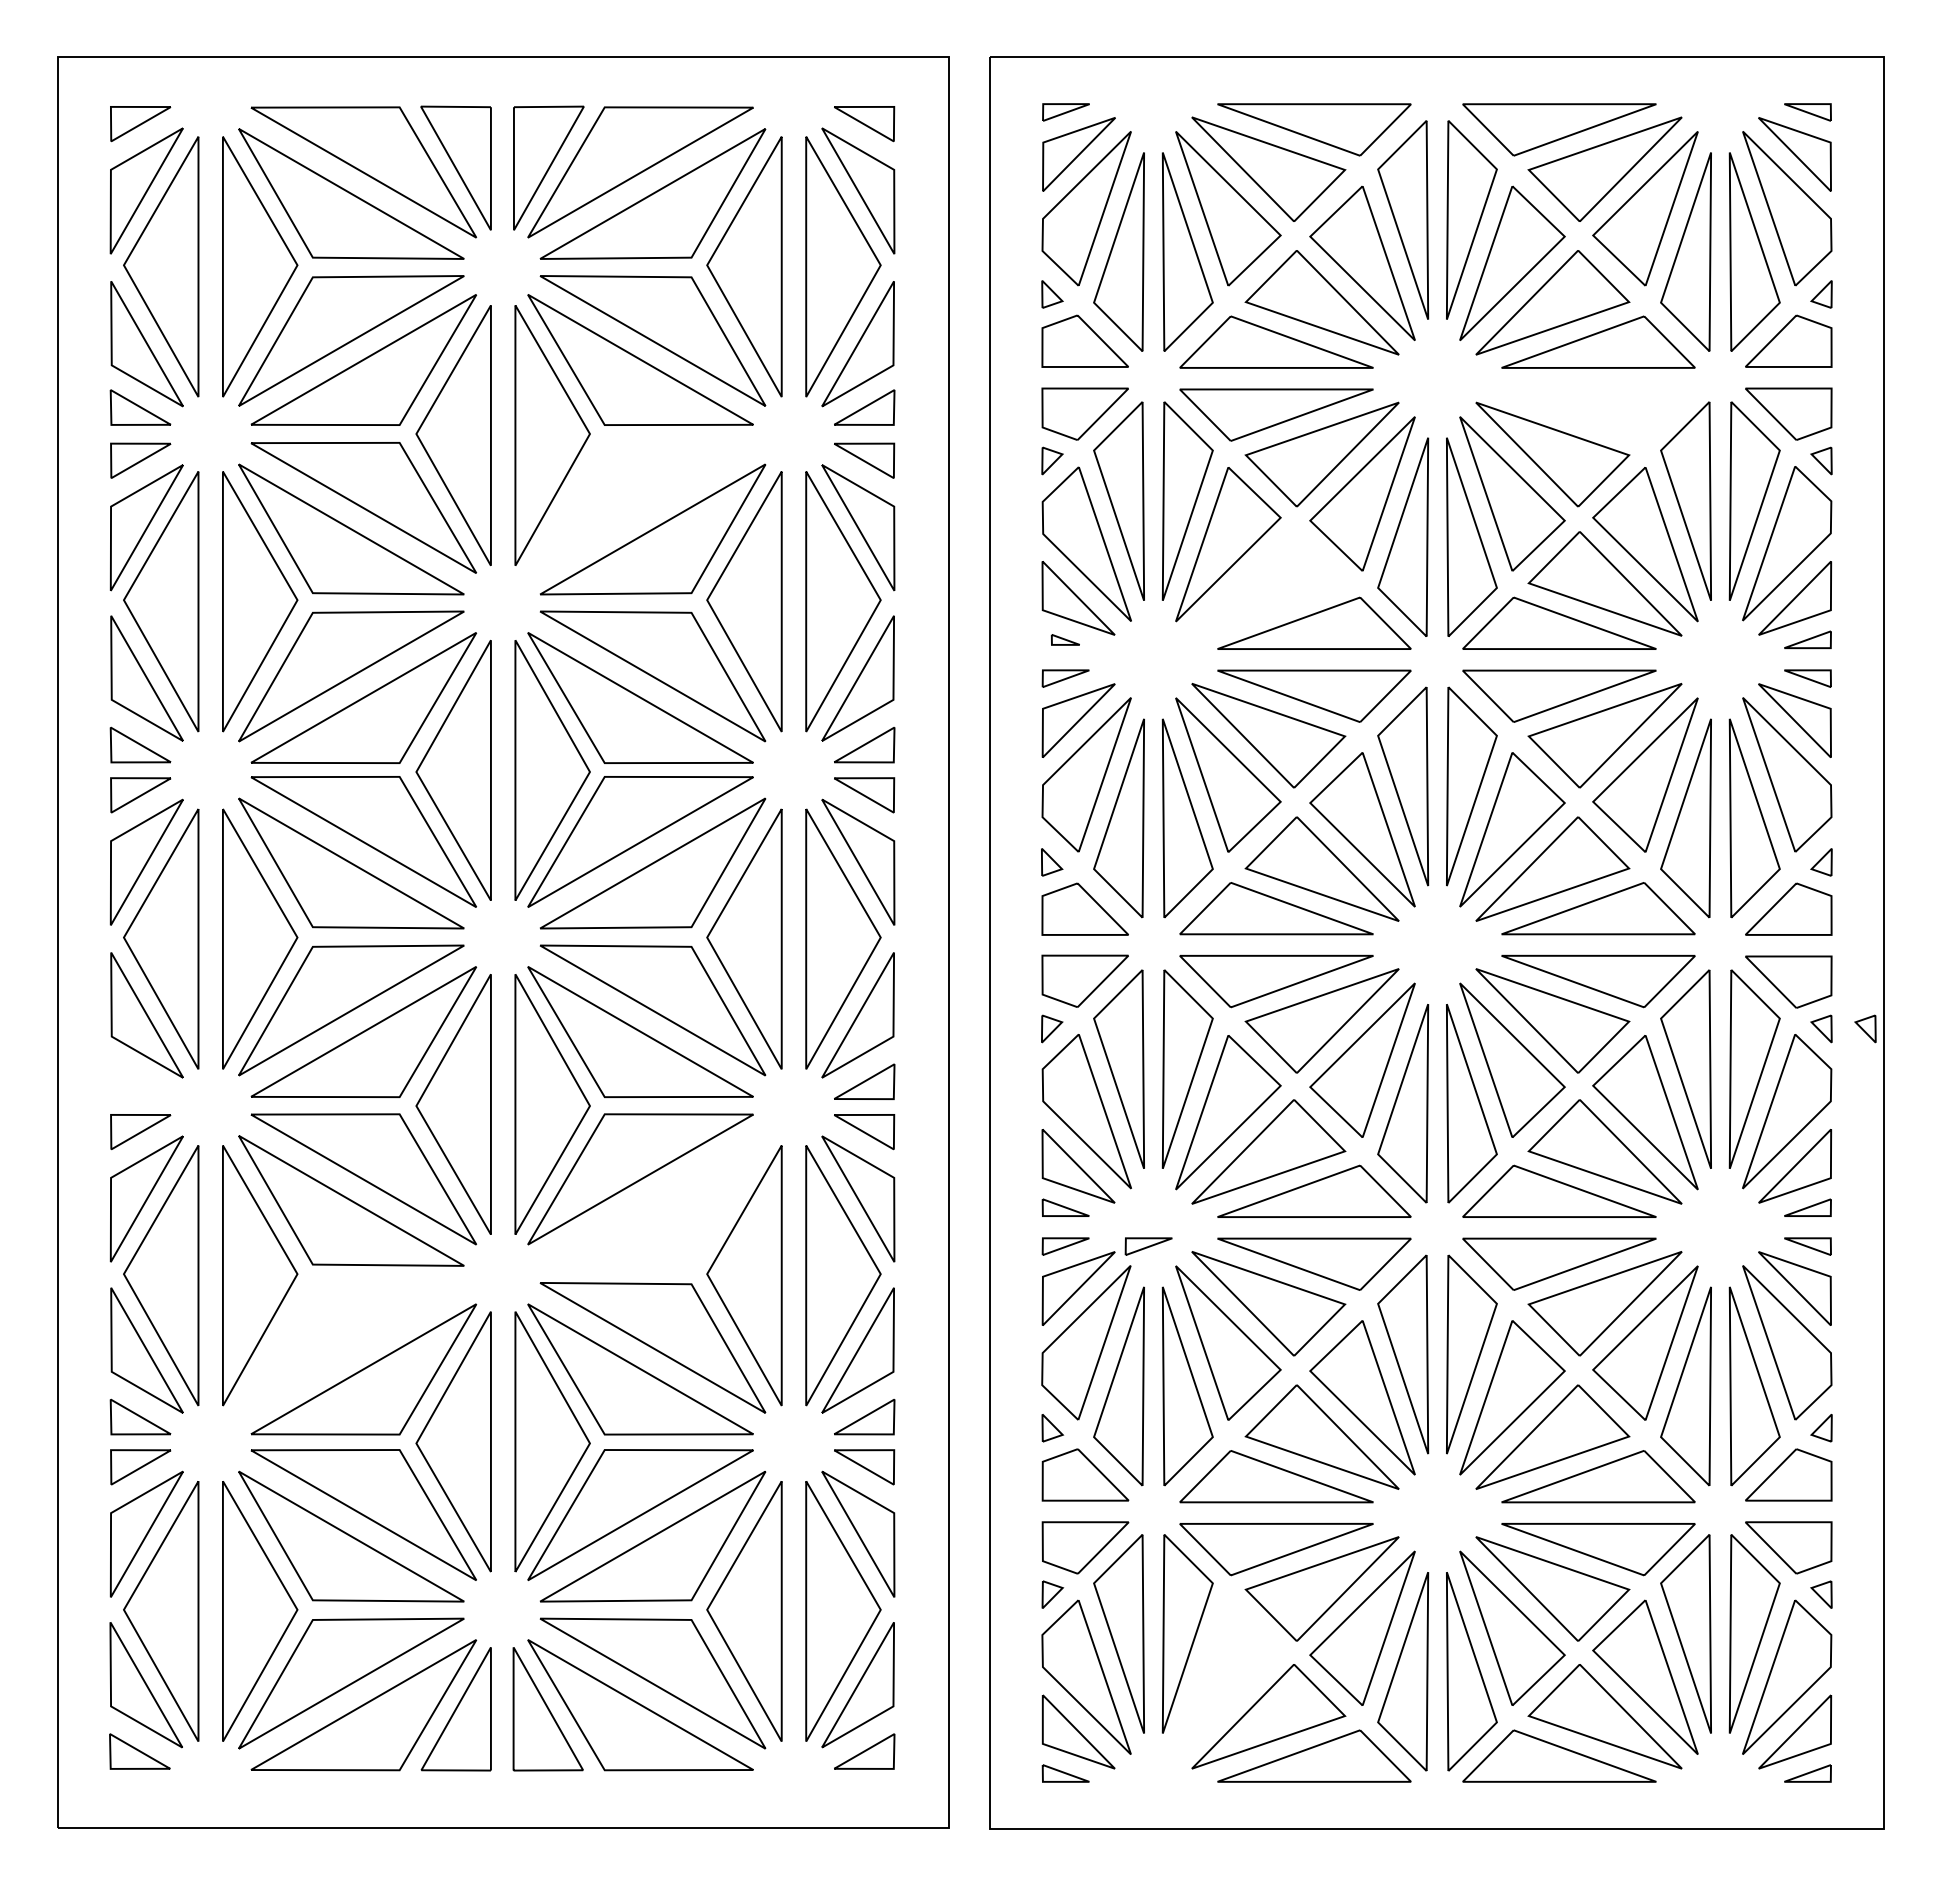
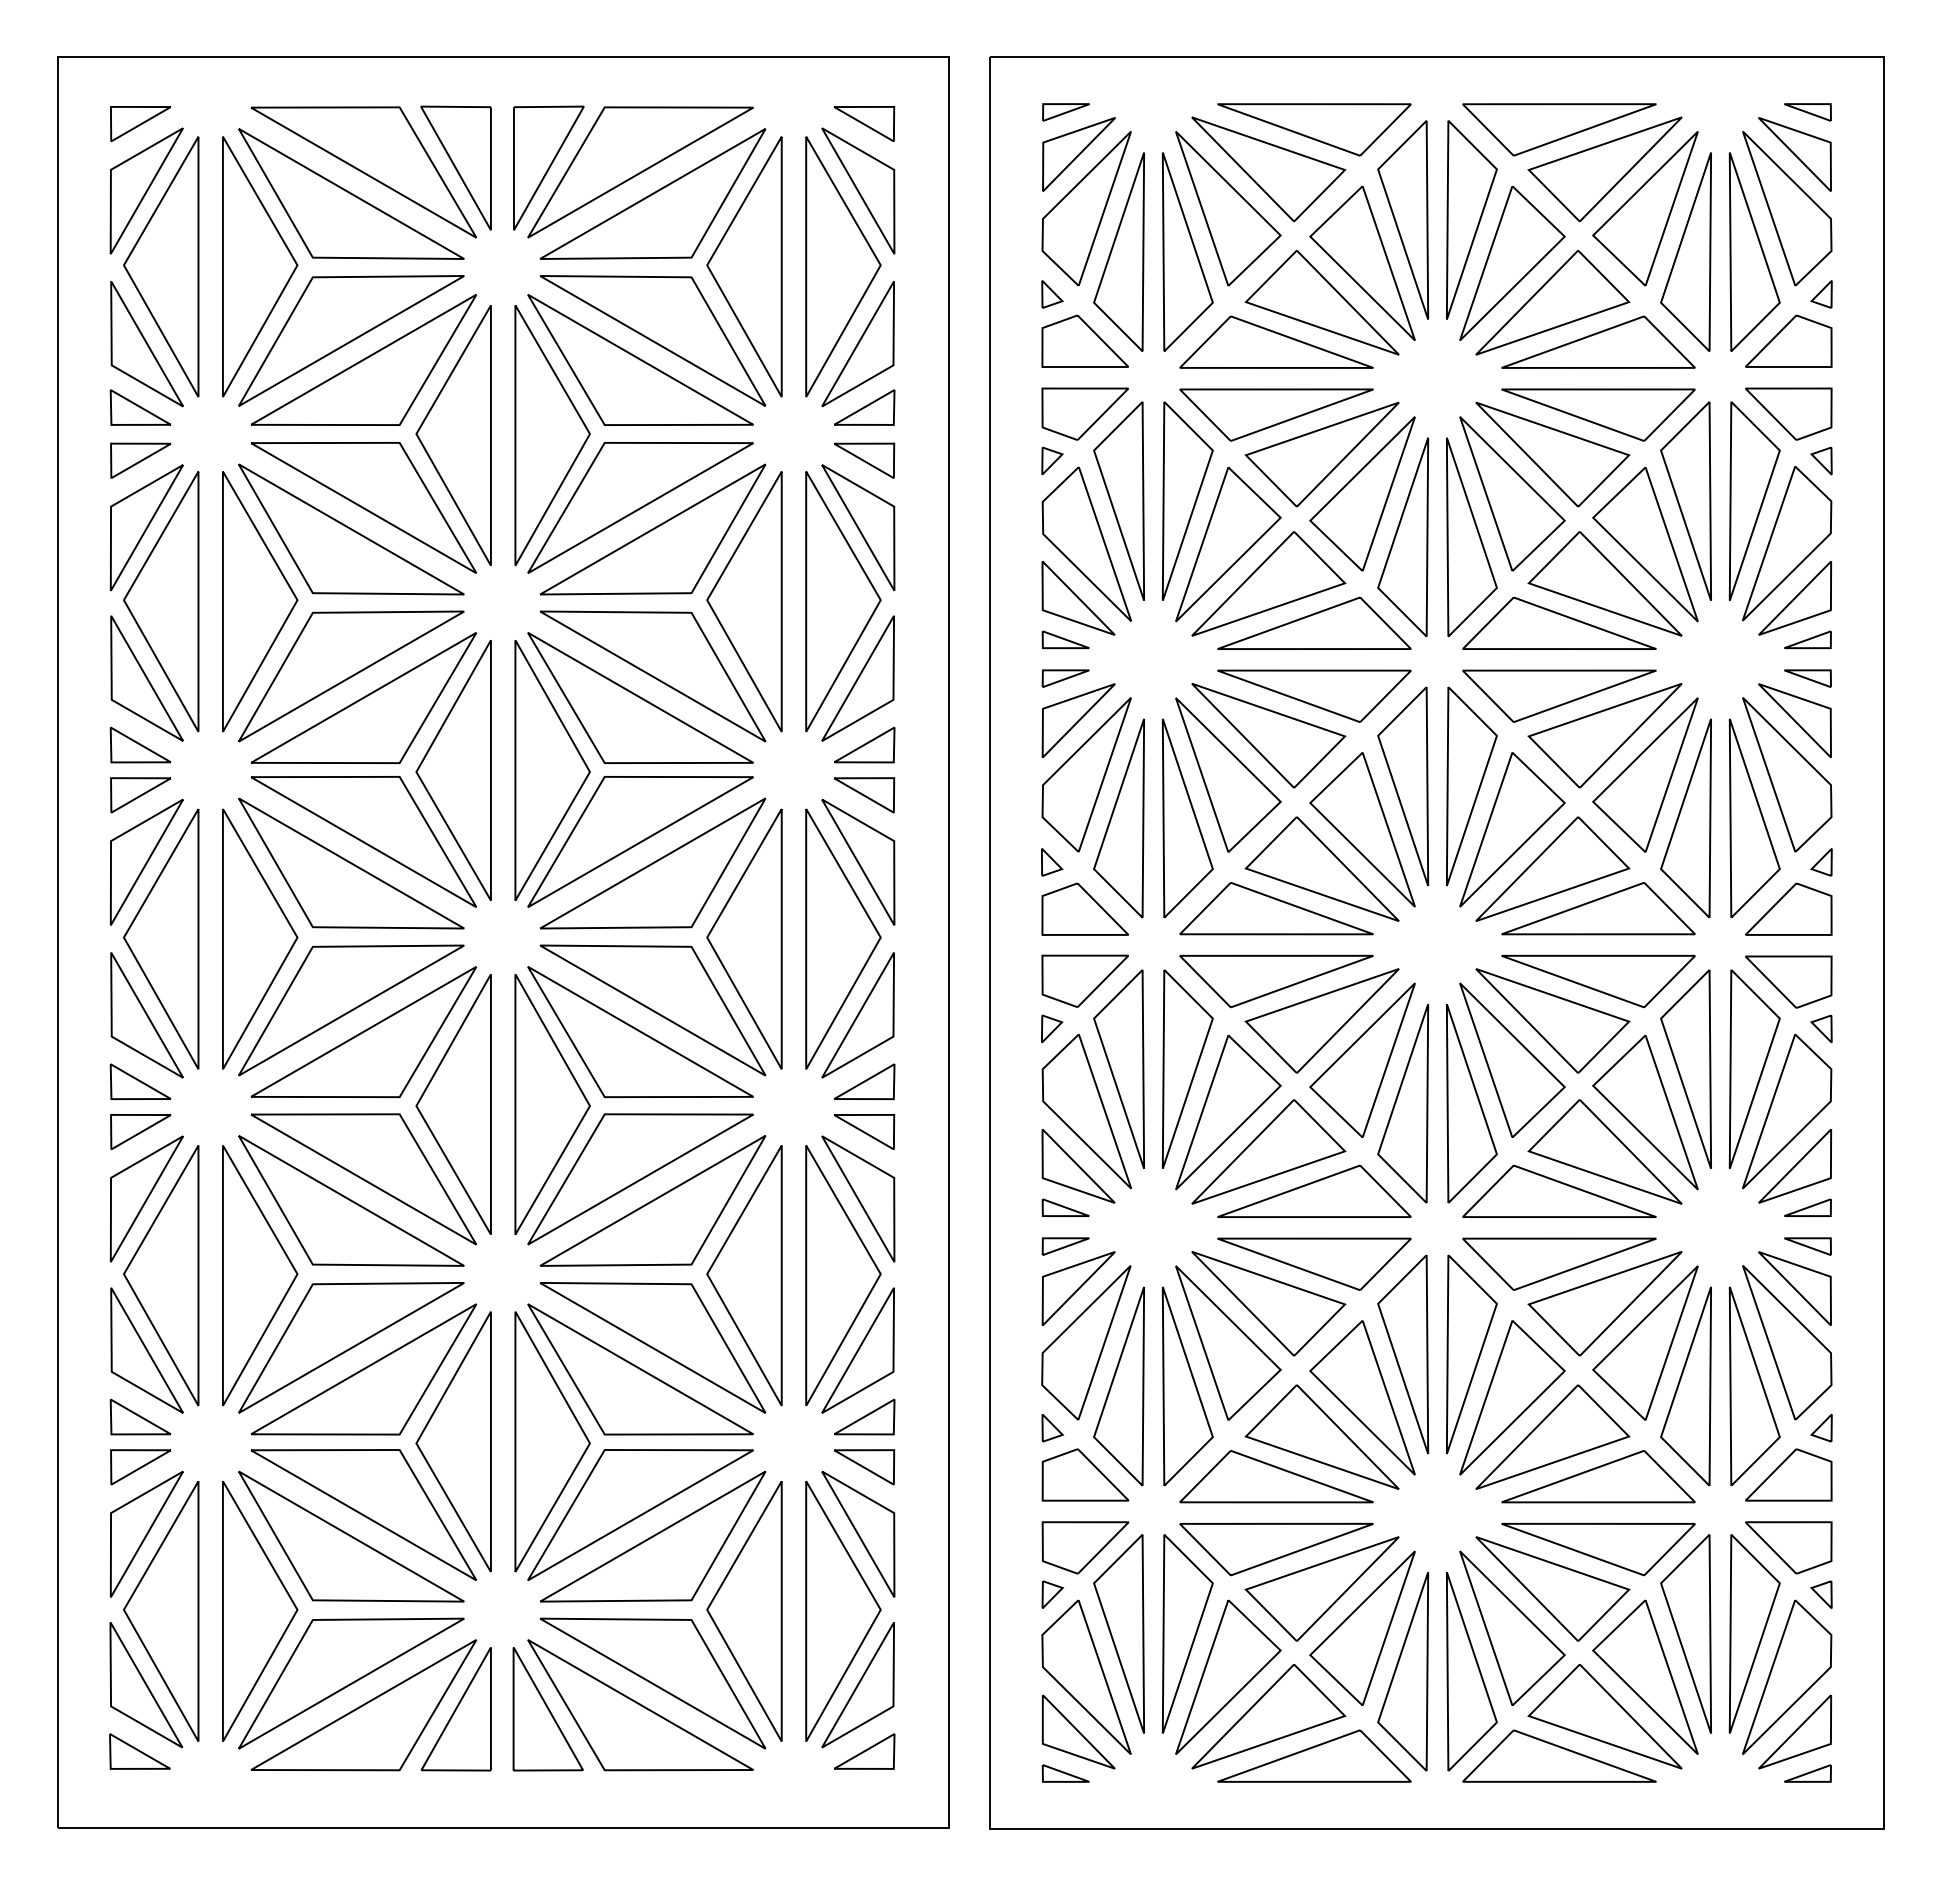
part: none -> present (1598, 414)
part: none -> present (640, 507)
part: none -> present (1268, 583)
part size: 30x12 px -> 49x20 px (1065, 639)
part: present -> none (1865, 1028)
part: none -> present (140, 1081)
part: none -> present (652, 1200)
part: present -> none (1148, 1246)
part: none -> present (351, 1347)
part: none -> present (1228, 1676)
